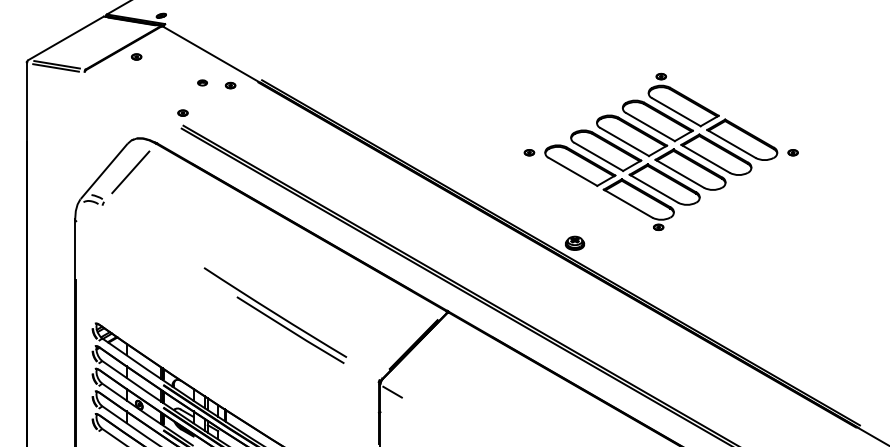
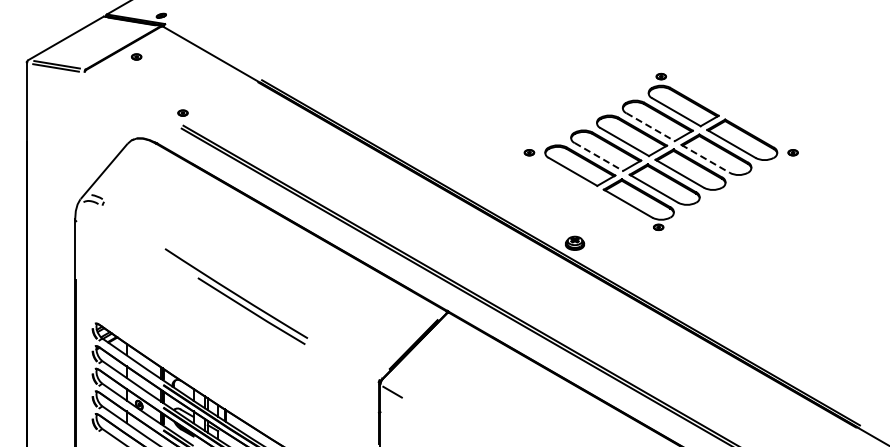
part: present -> none (202, 82)
part: present -> none (230, 85)
line: solid -> dashed (650, 127)
line: solid -> dashed (598, 157)
line: solid -> dashed (705, 158)
line: present -> none (130, 172)
part position: (275, 315) -> (236, 296) (236, 296)
